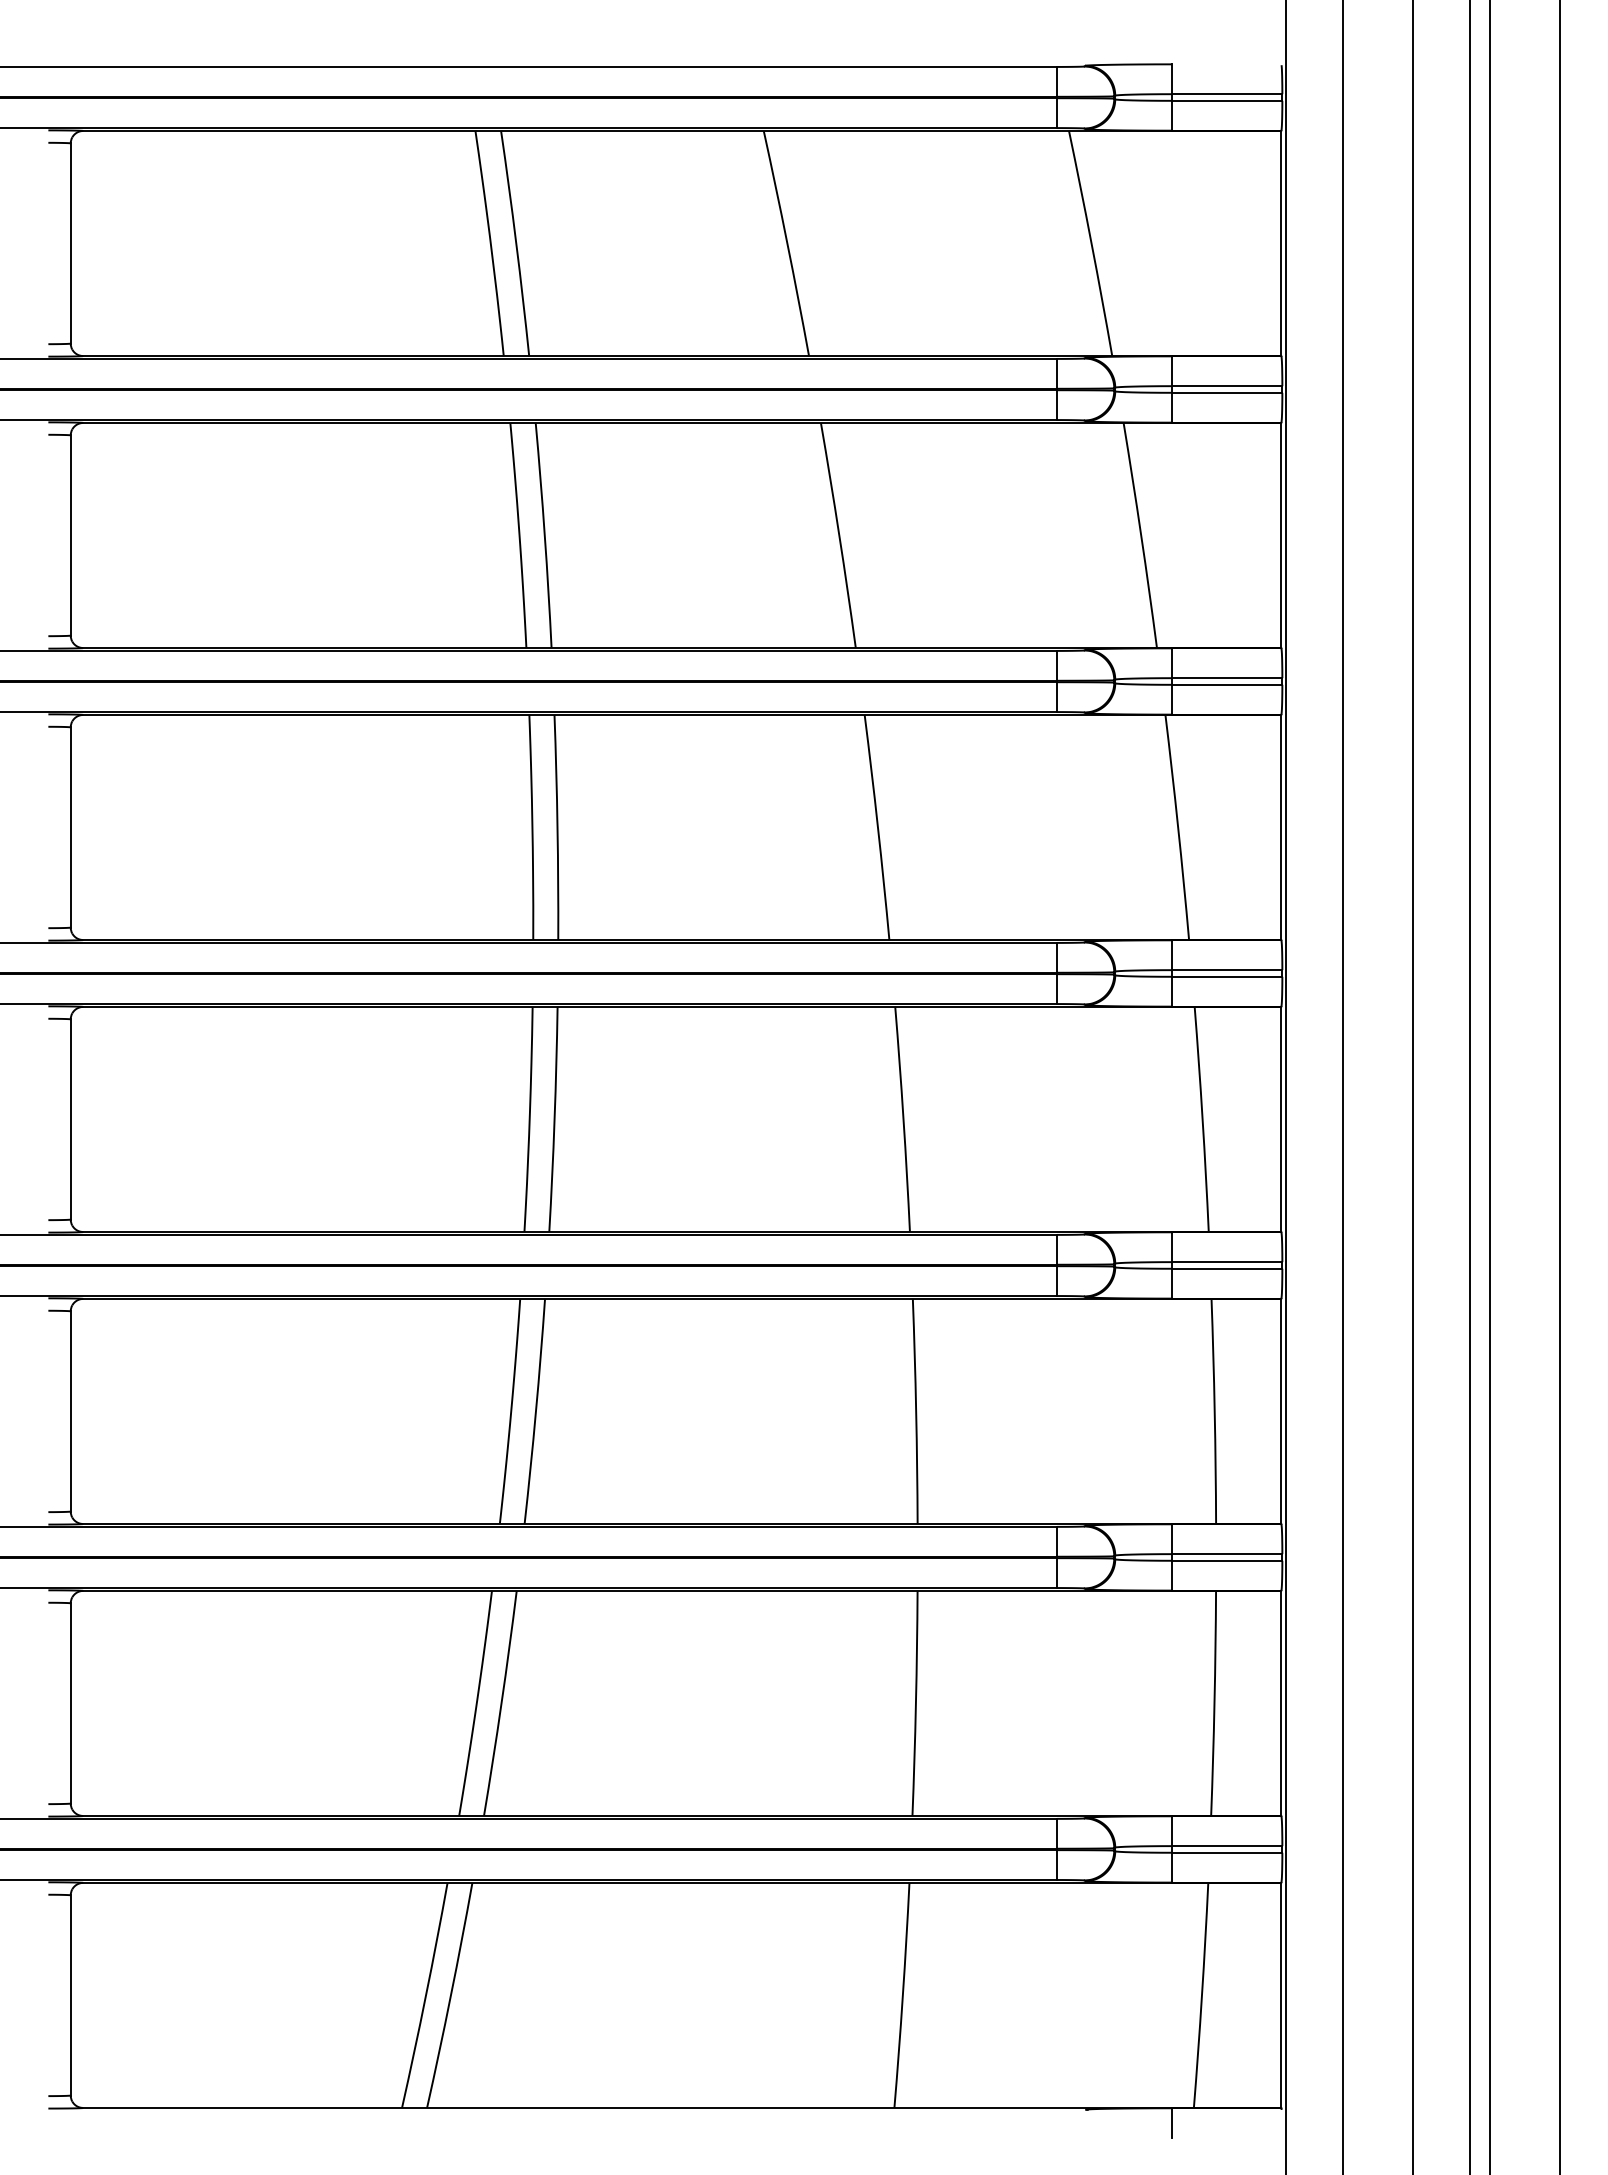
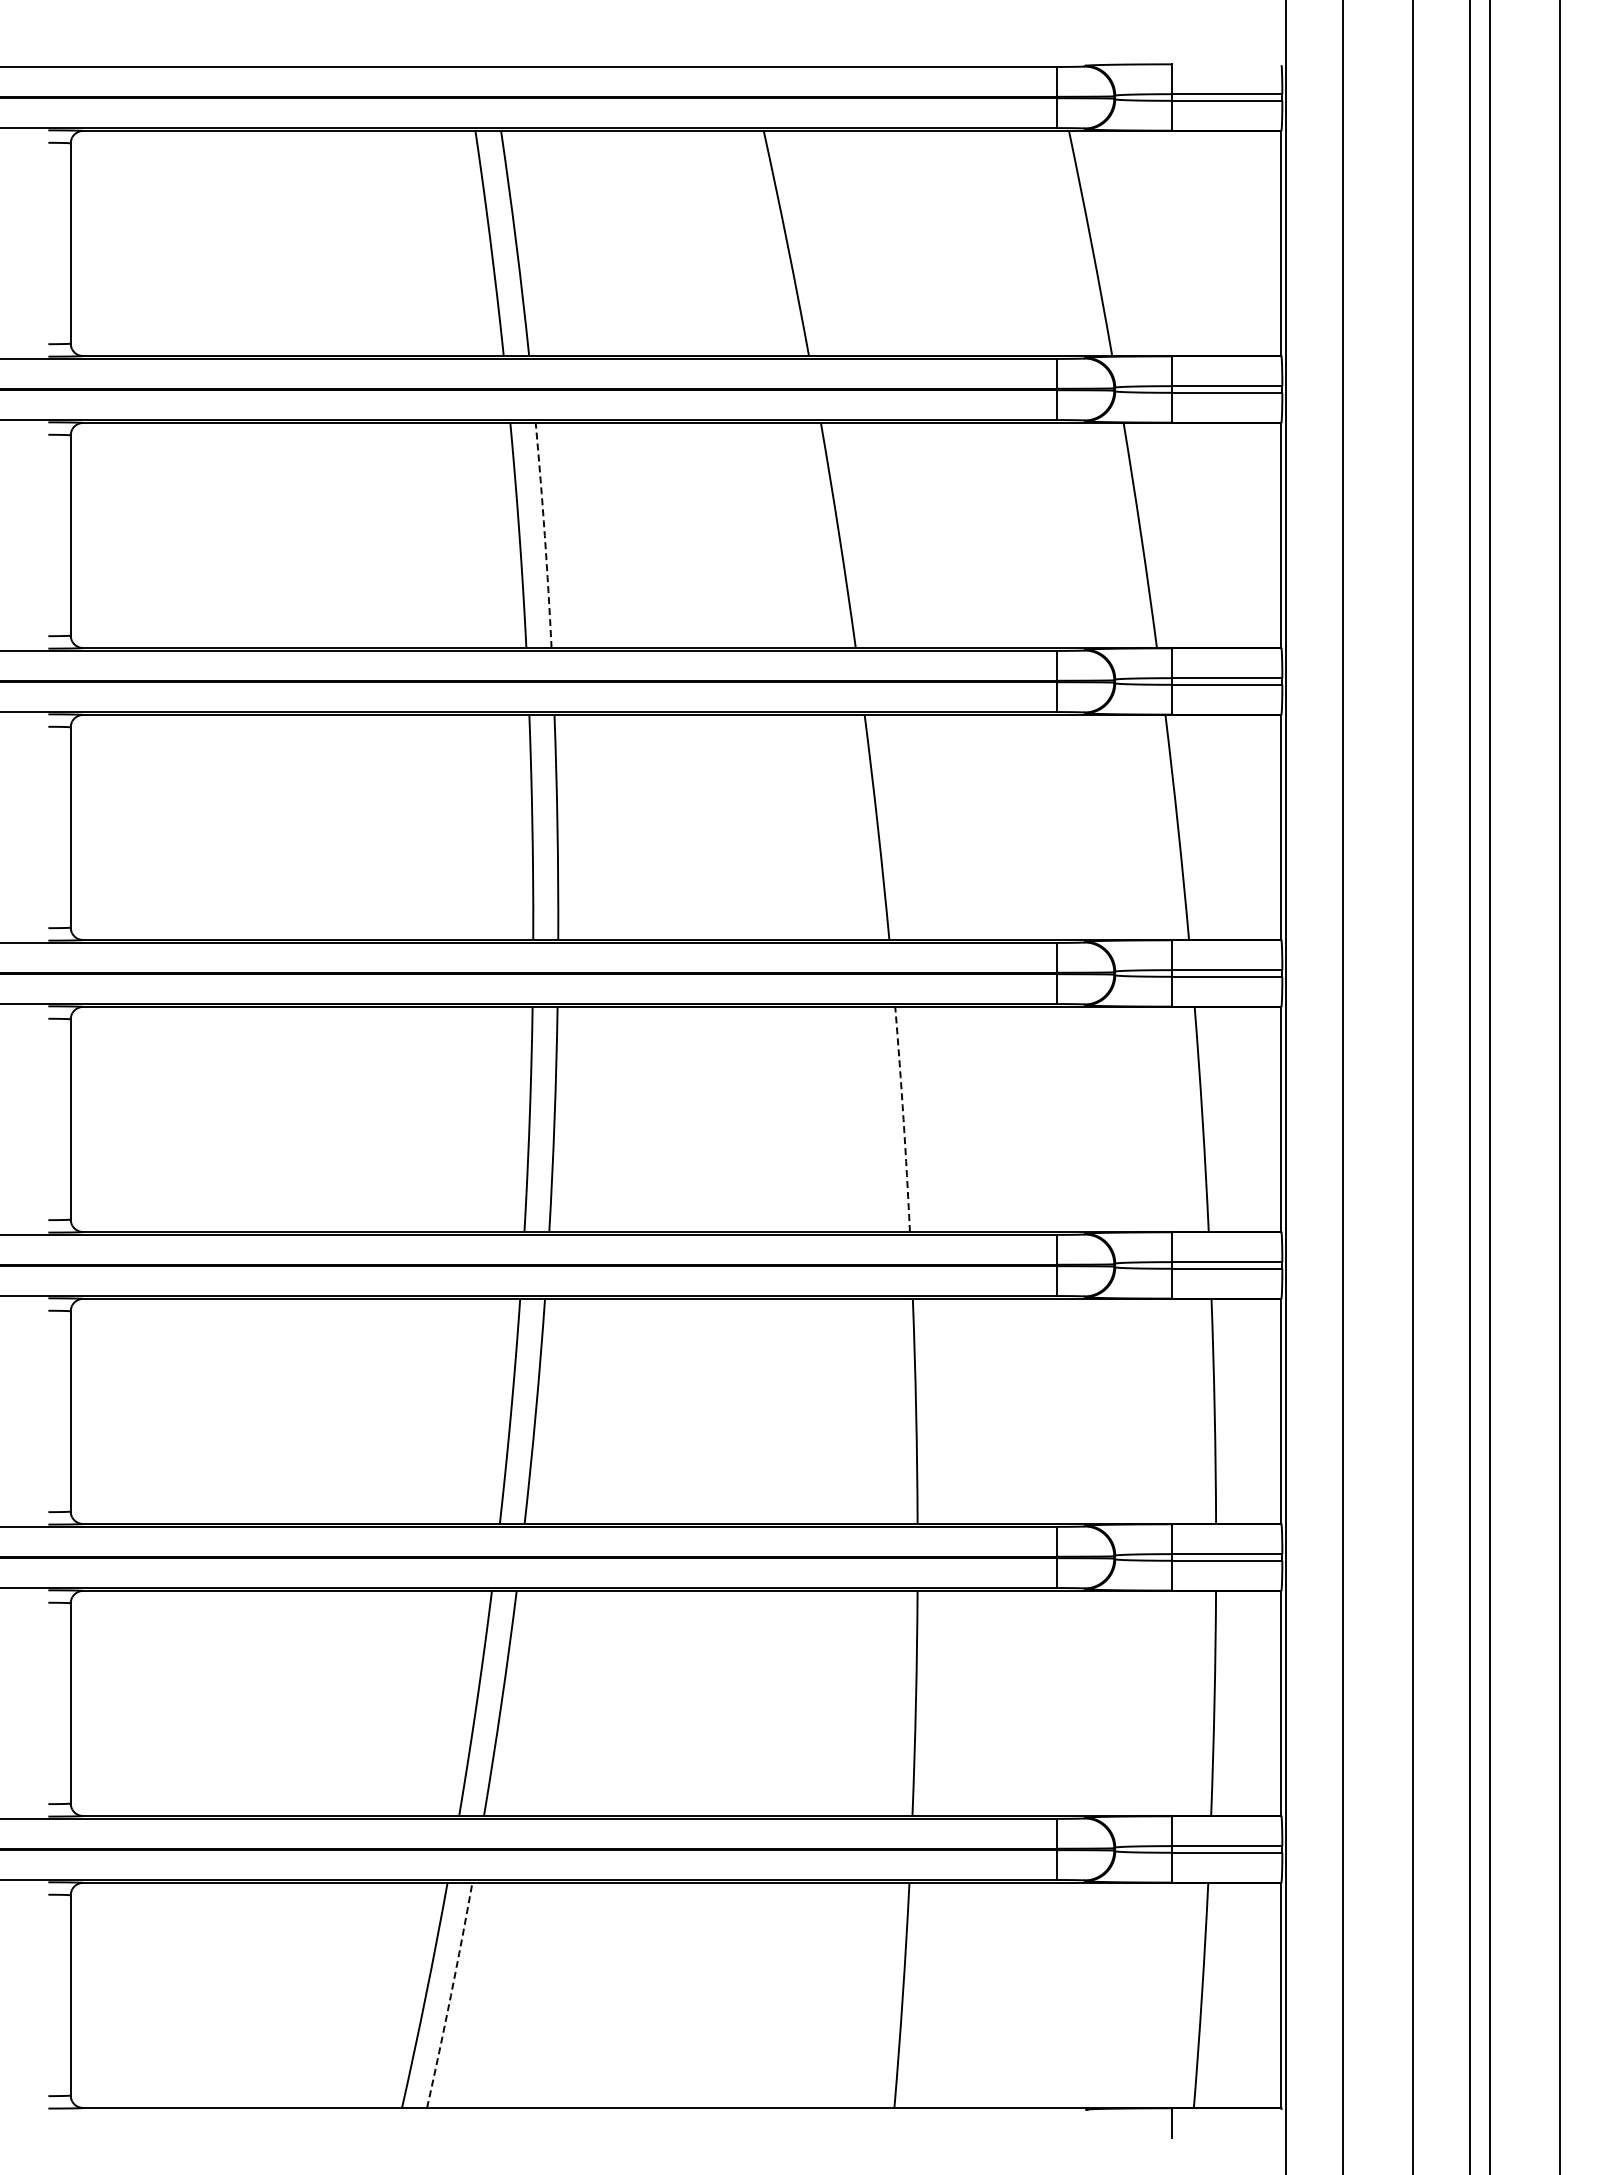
arc: solid -> dashed (544, 535)
arc: solid -> dashed (903, 1119)
arc: solid -> dashed (450, 1995)
